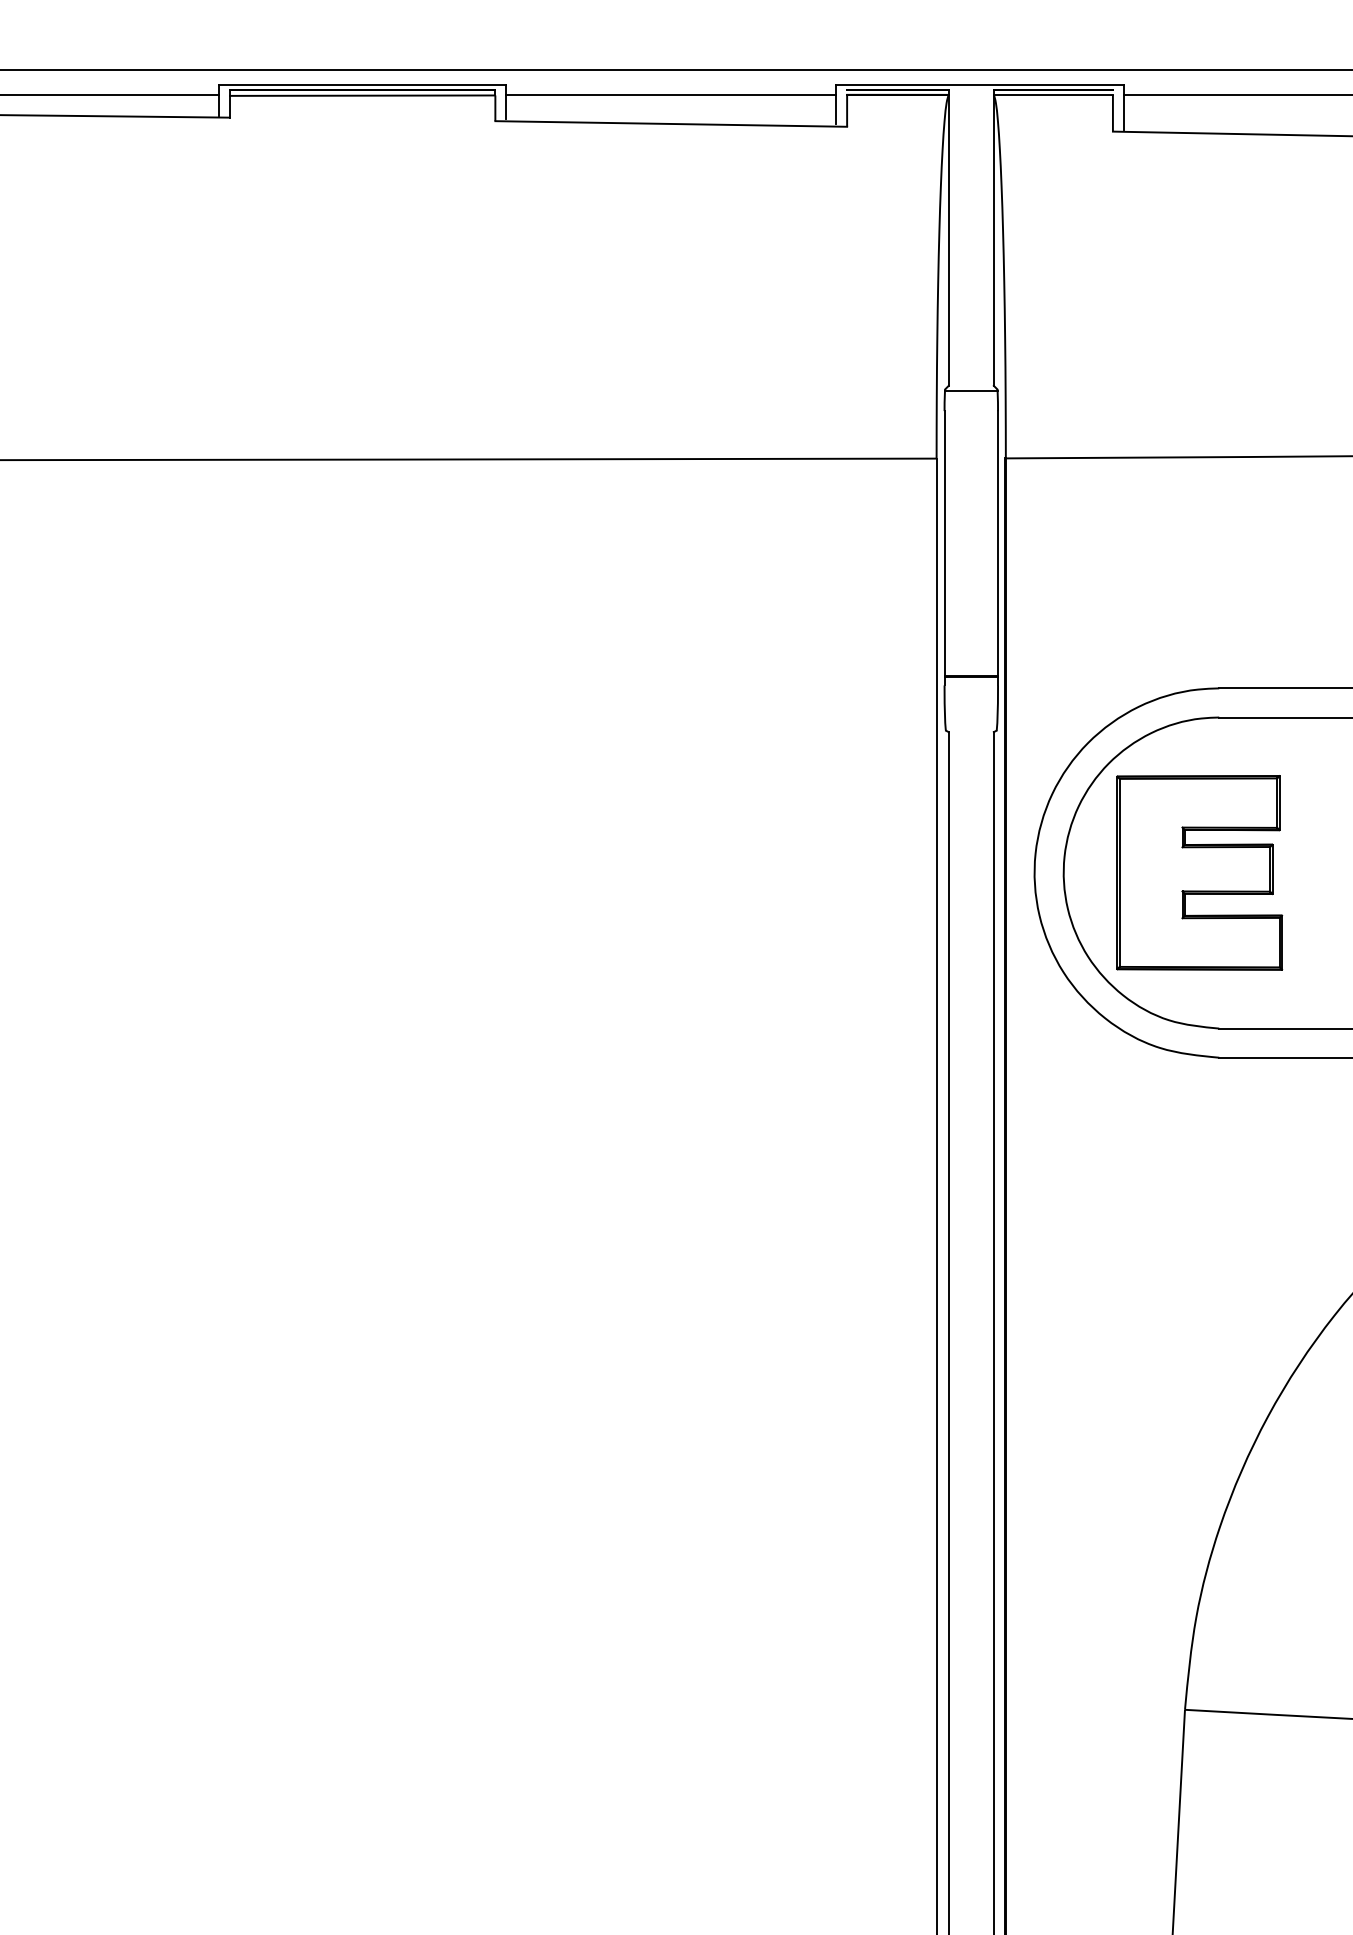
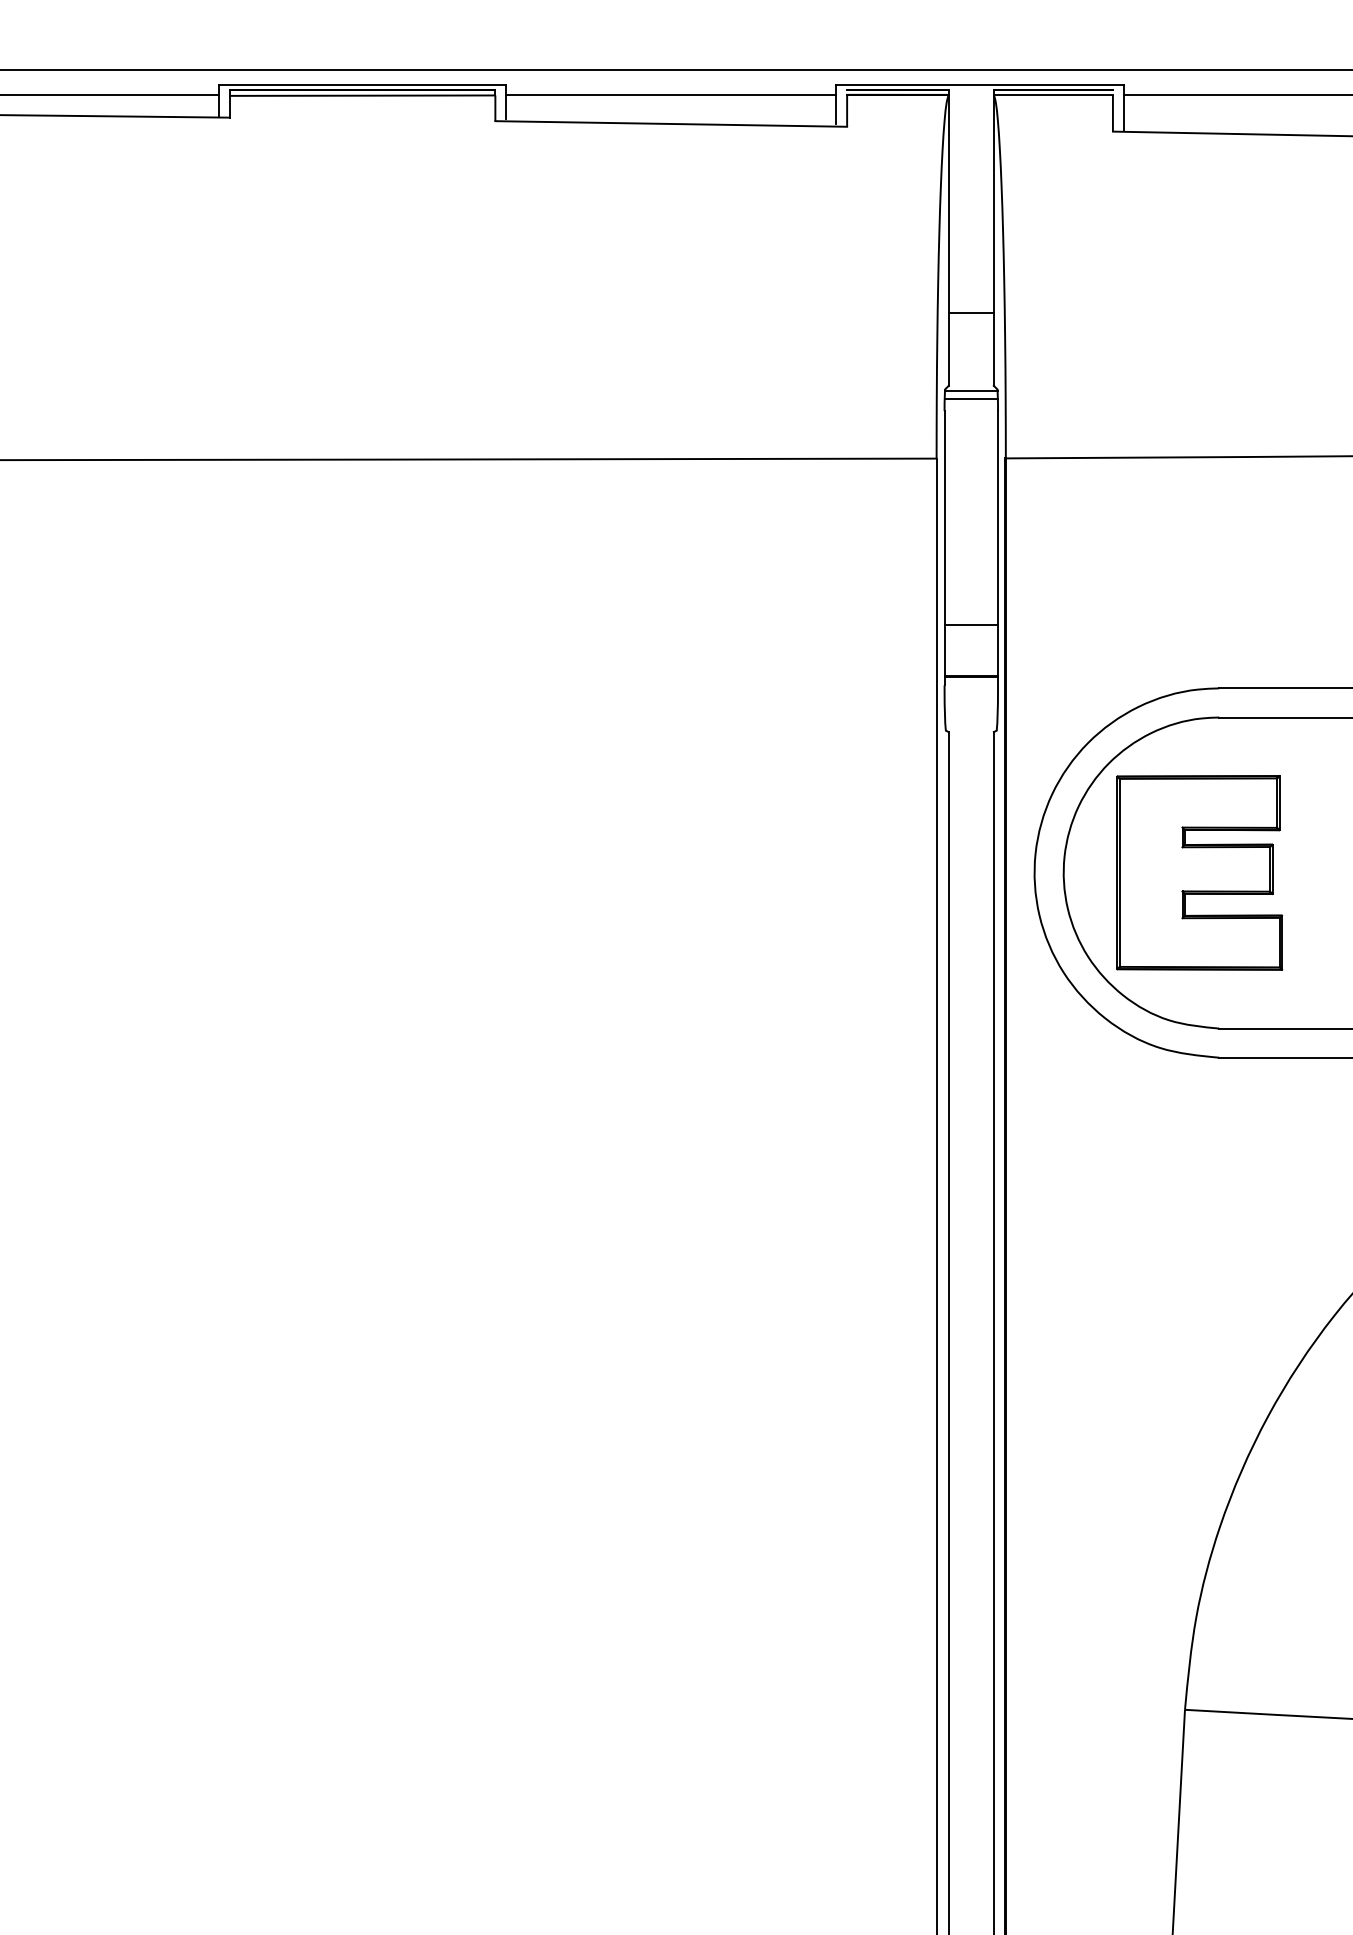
line: none -> present (970, 313)
line: none -> present (970, 398)
line: none -> present (971, 624)
